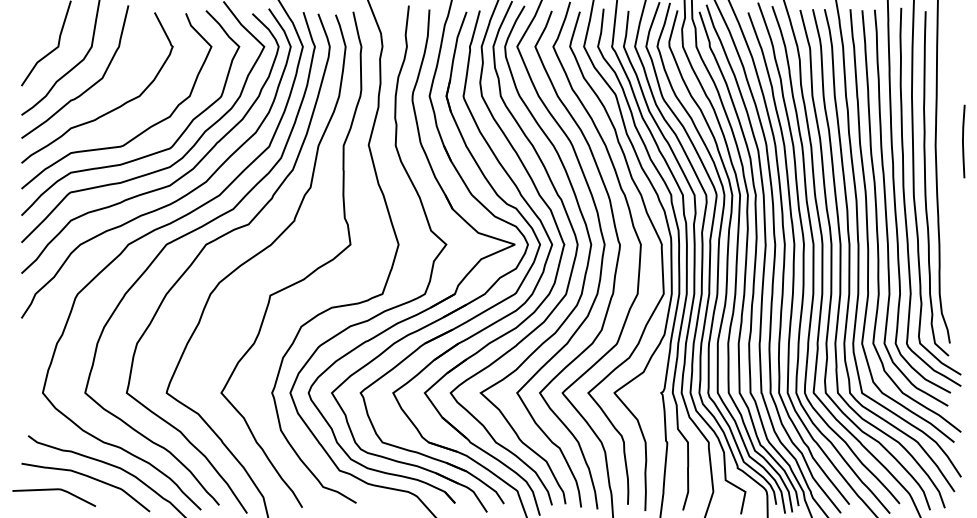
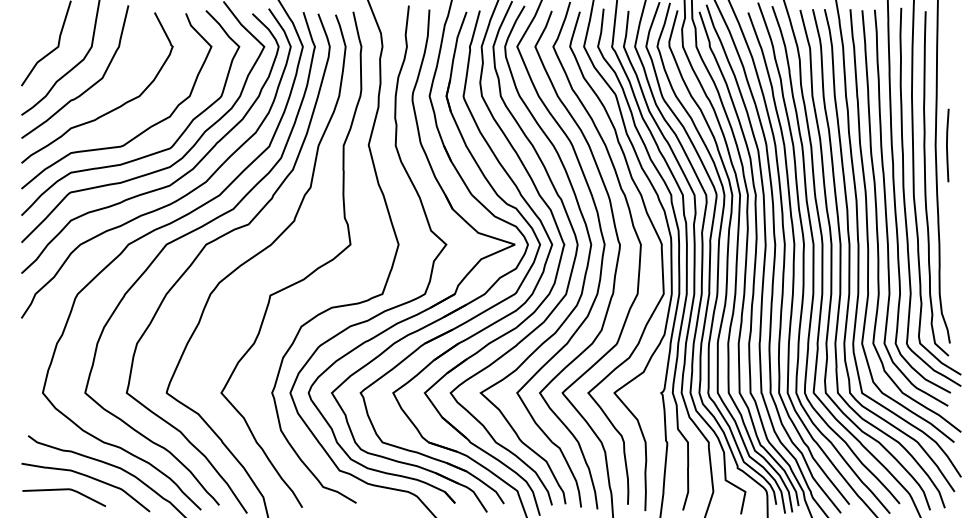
line position: (963, 141) -> (947, 145) (947, 145)
curve position: (54, 490) -> (64, 490) (64, 490)
